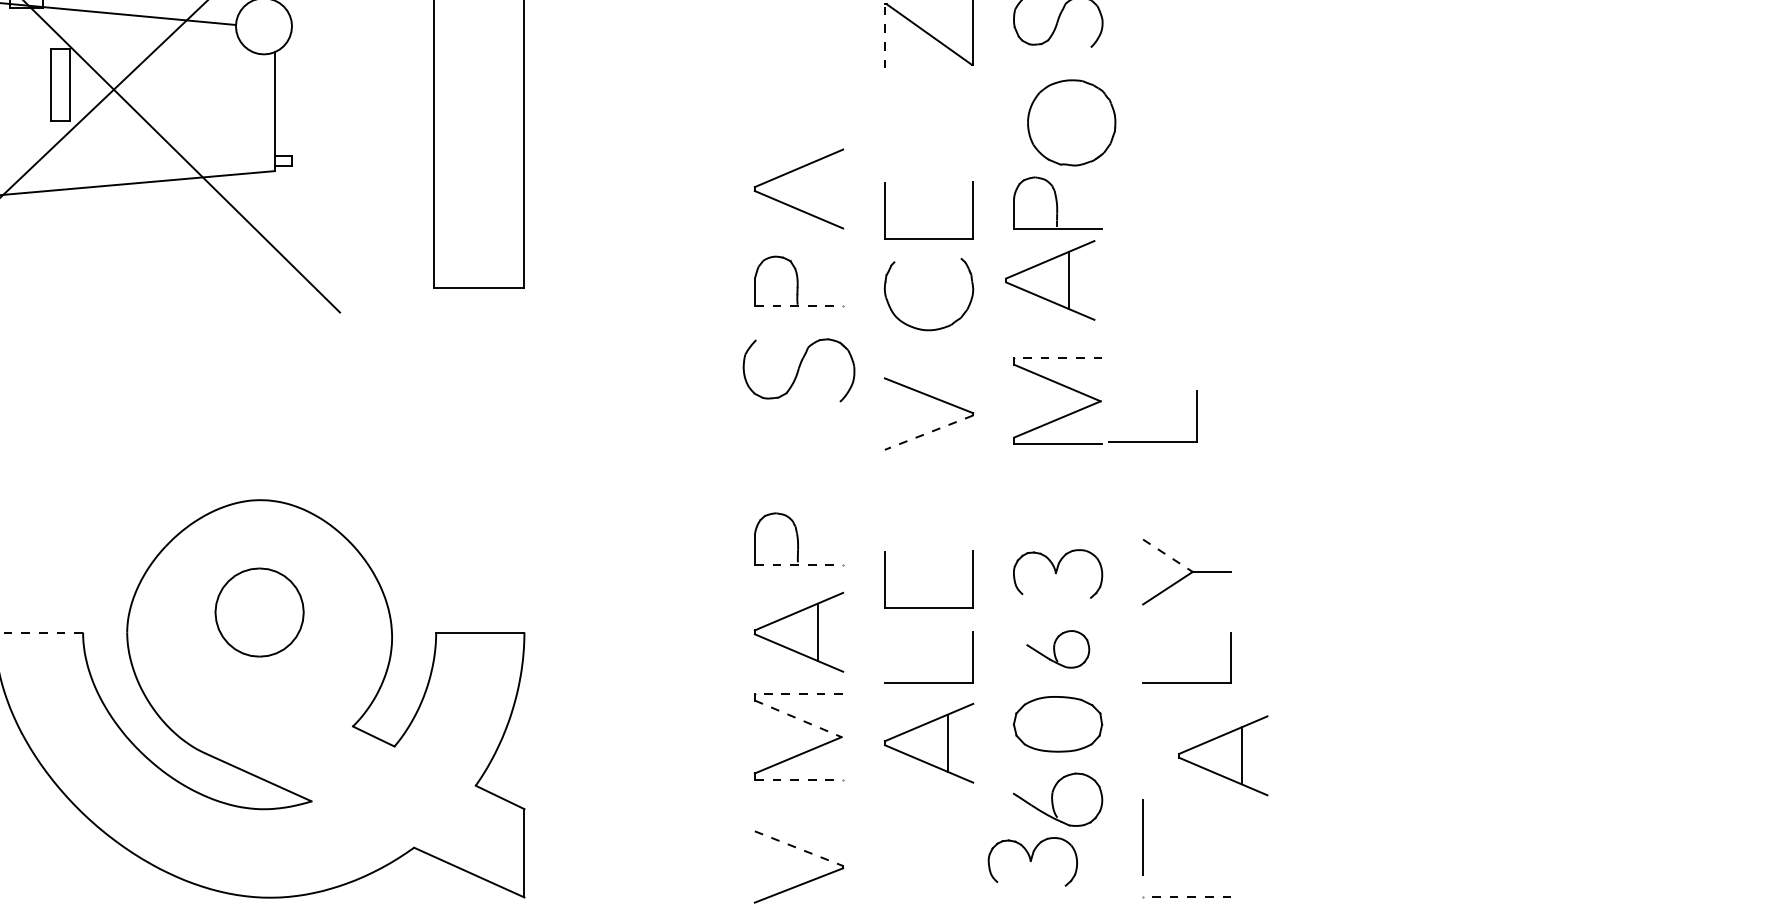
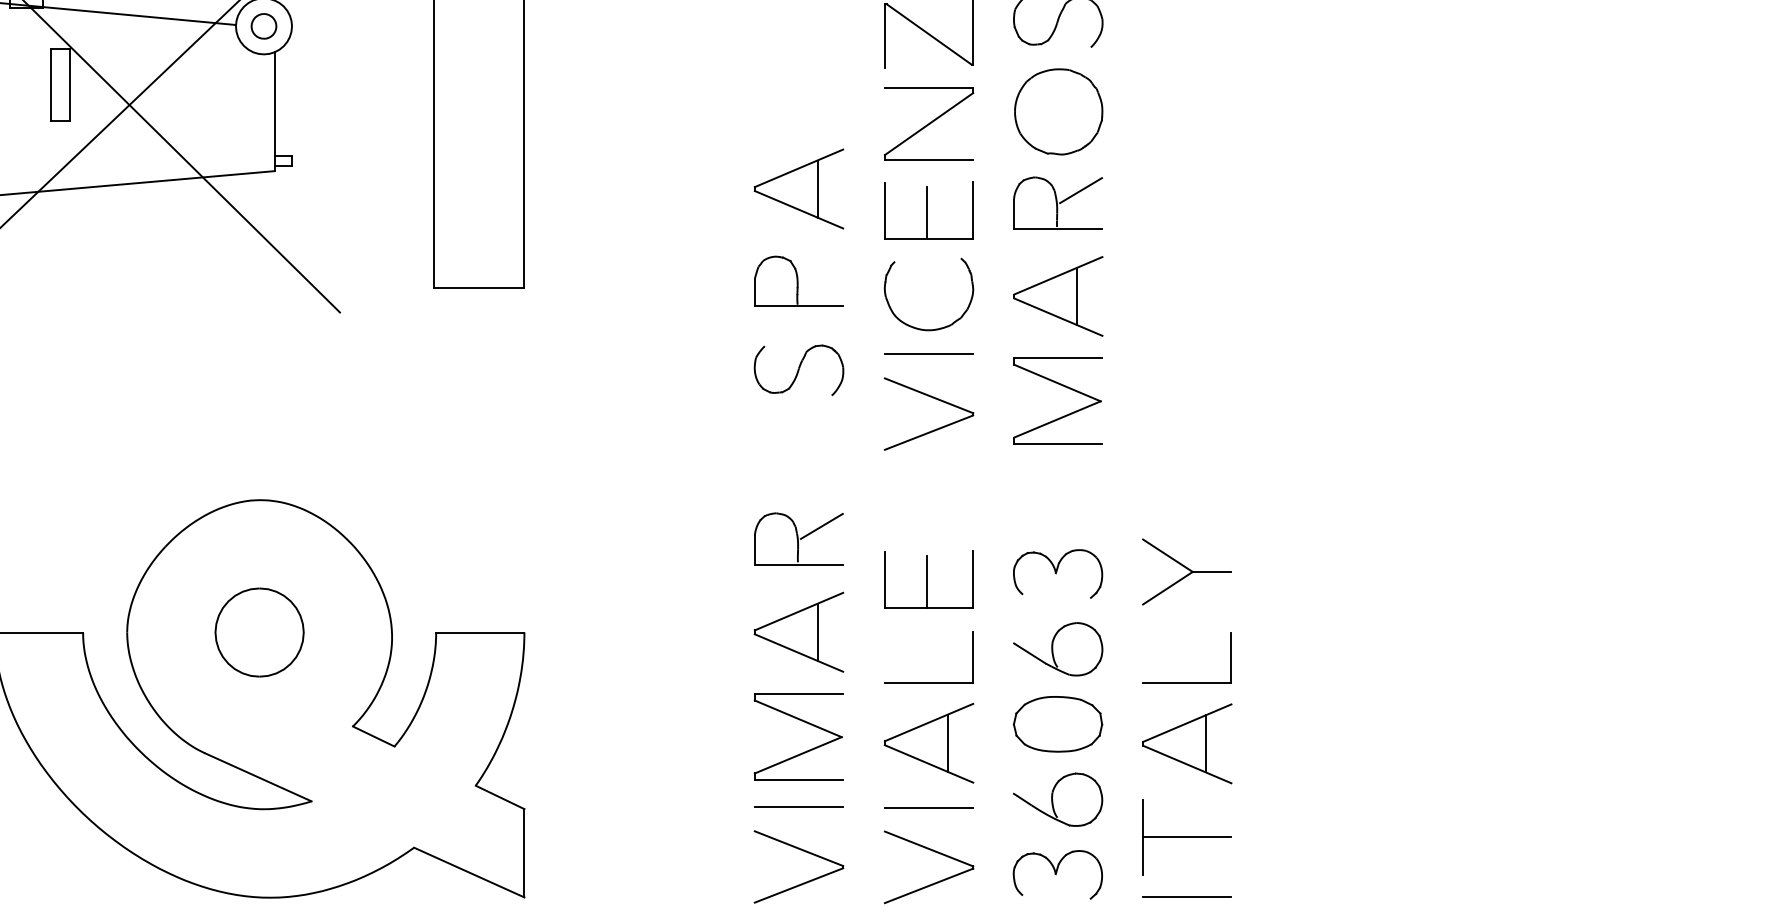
part: none -> present (263, 26)
line: dashed -> solid (884, 35)
line position: (104, 98) -> (119, 114) (119, 114)
part position: (1071, 122) -> (1058, 111) (1058, 111)
part: none -> present (928, 123)
line: none -> present (817, 188)
line: none -> present (1080, 190)
line: none -> present (926, 213)
part position: (1050, 280) -> (1058, 296) (1058, 296)
line: dashed -> solid (799, 306)
line: none -> present (928, 354)
line: dashed -> solid (1057, 358)
part size: 114x65 px -> 92x53 px (798, 370)
line: dashed -> solid (928, 432)
part: present -> none (1152, 441)
line: none -> present (821, 525)
line: dashed -> solid (1167, 555)
line: dashed -> solid (799, 564)
line: none -> present (926, 582)
part position: (259, 612) -> (259, 632) (259, 632)
line: dashed -> solid (41, 632)
part size: 65x39 px -> 91x55 px (1058, 649)
line: dashed -> solid (798, 693)
line: dashed -> solid (798, 719)
part position: (1223, 755) -> (1187, 743) (1187, 743)
line: dashed -> solid (799, 779)
line: none -> present (798, 807)
line: none -> present (928, 807)
line: none -> present (1187, 837)
line: dashed -> solid (799, 848)
part: none -> present (934, 852)
part position: (1032, 861) -> (1057, 874) (1057, 874)
line: dashed -> solid (1186, 897)
